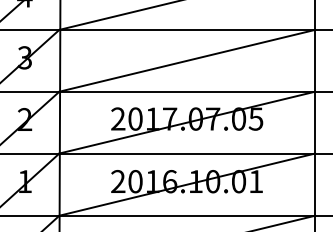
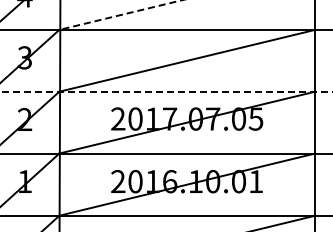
line: solid -> dashed (120, 15)
line: solid -> dashed (166, 91)
